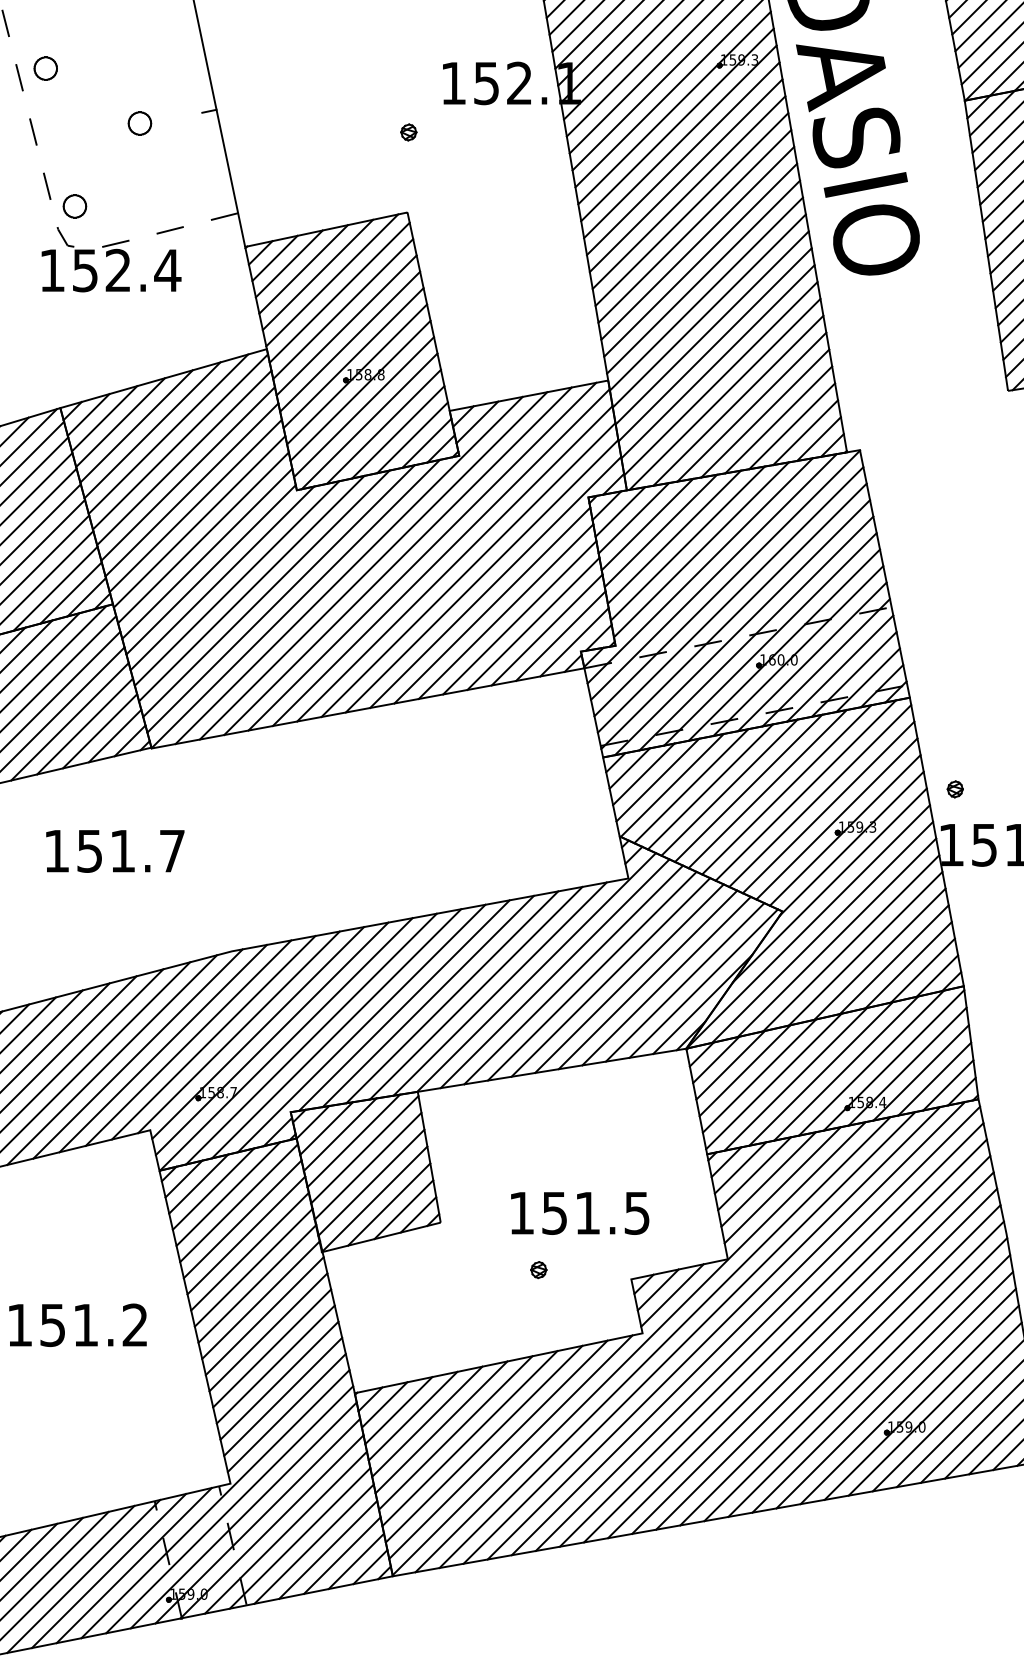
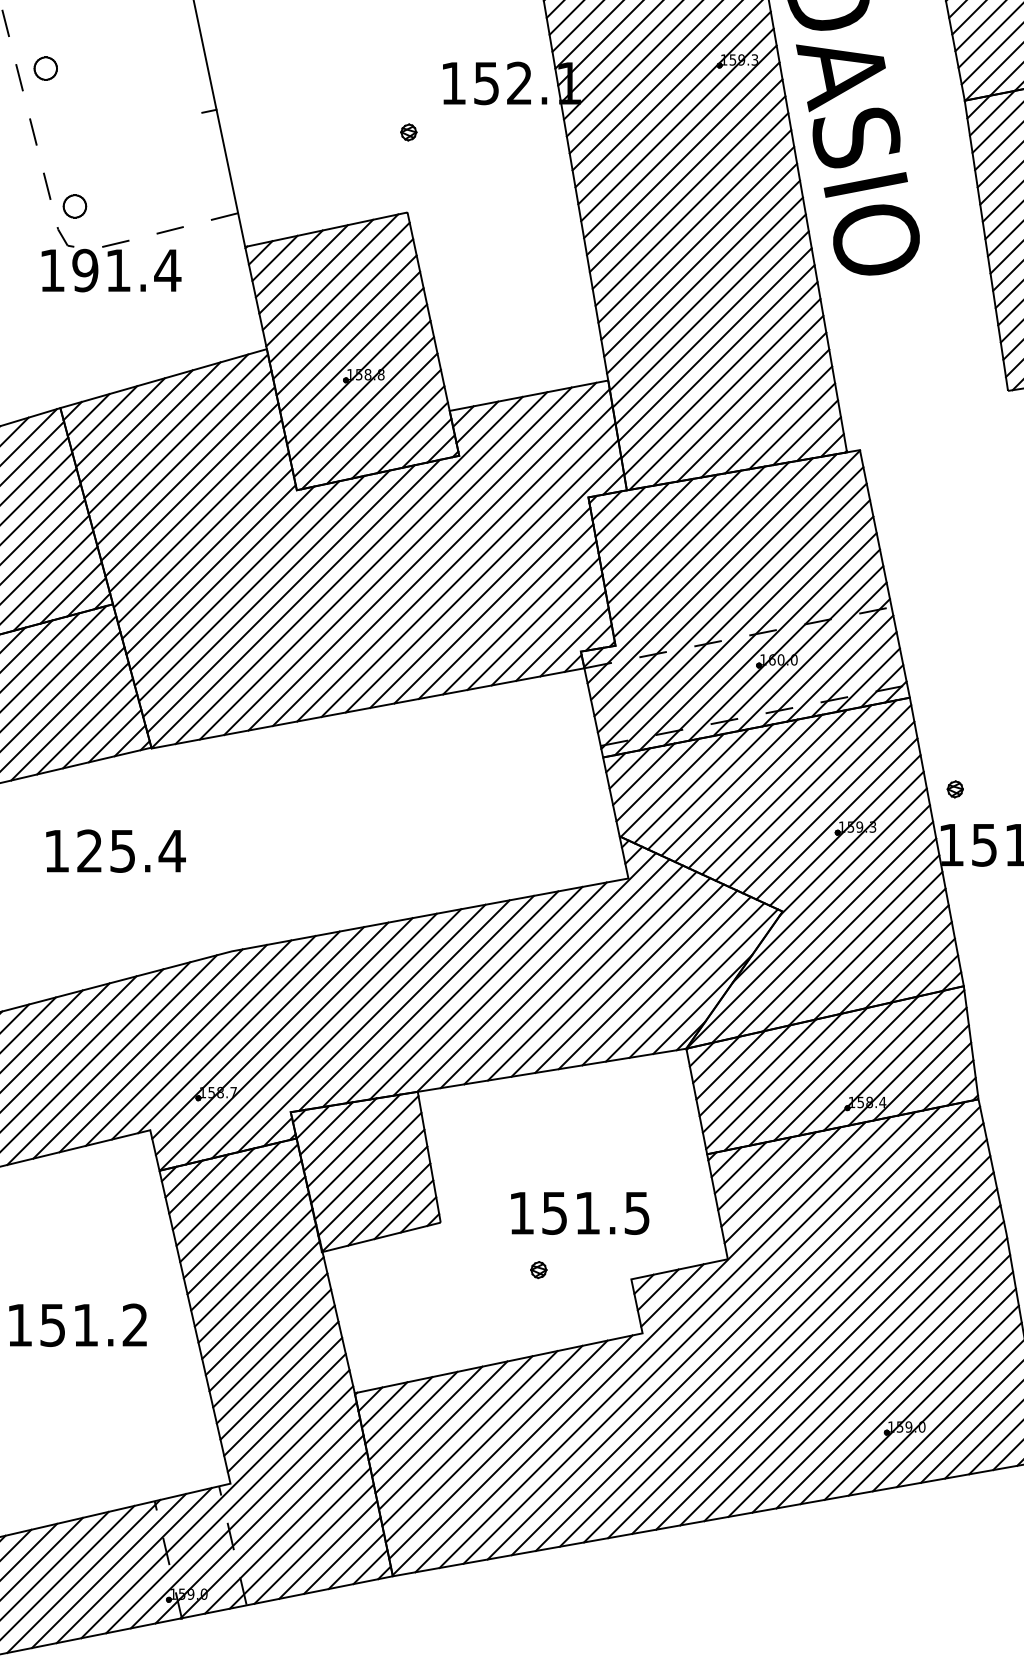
part: present -> none (139, 123)
text: 152.4 -> 191.4 (101, 270)
text: 151.7 -> 125.4 (131, 850)
